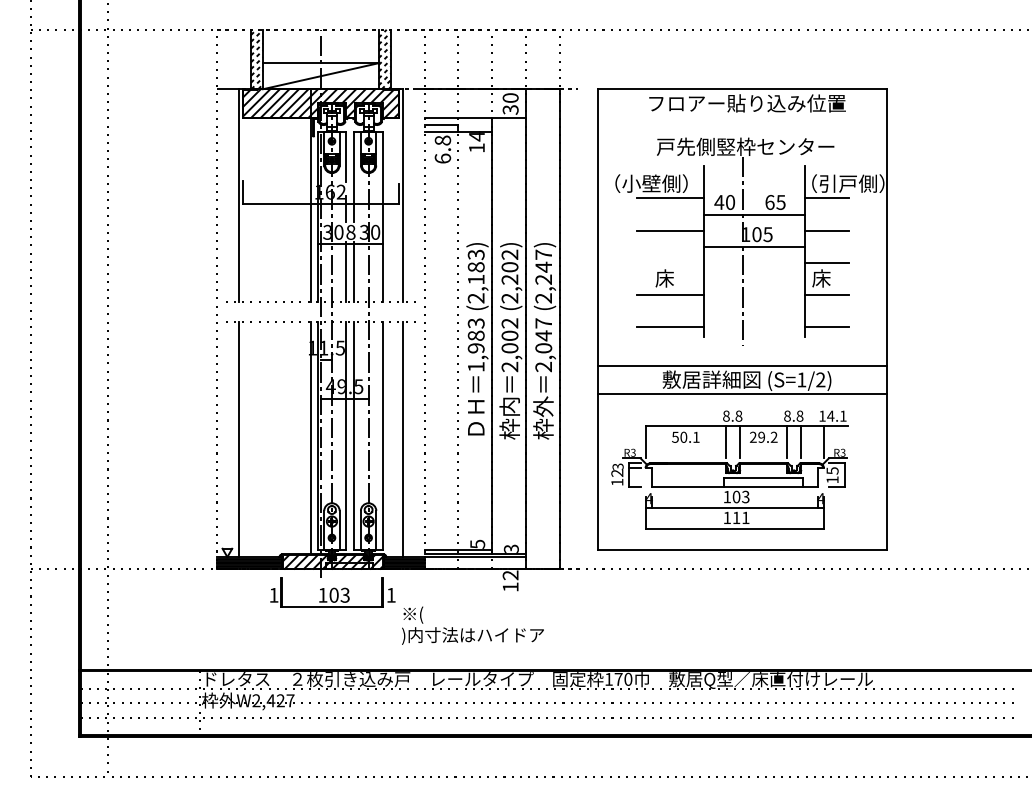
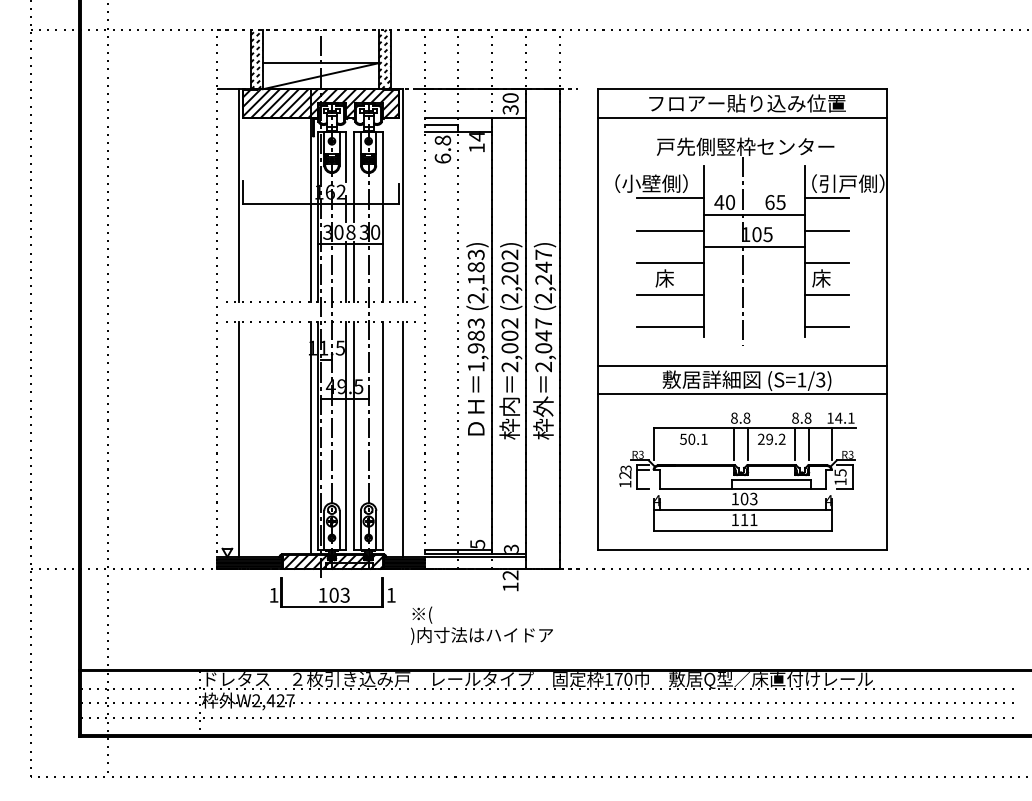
line: none -> present (742, 118)
line: none -> present (670, 262)
text: (S=1/2) -> (S=1/3) (820, 379)
part position: (729, 469) -> (737, 471) (737, 471)
text position: (472, 625) -> (481, 625) (481, 625)
